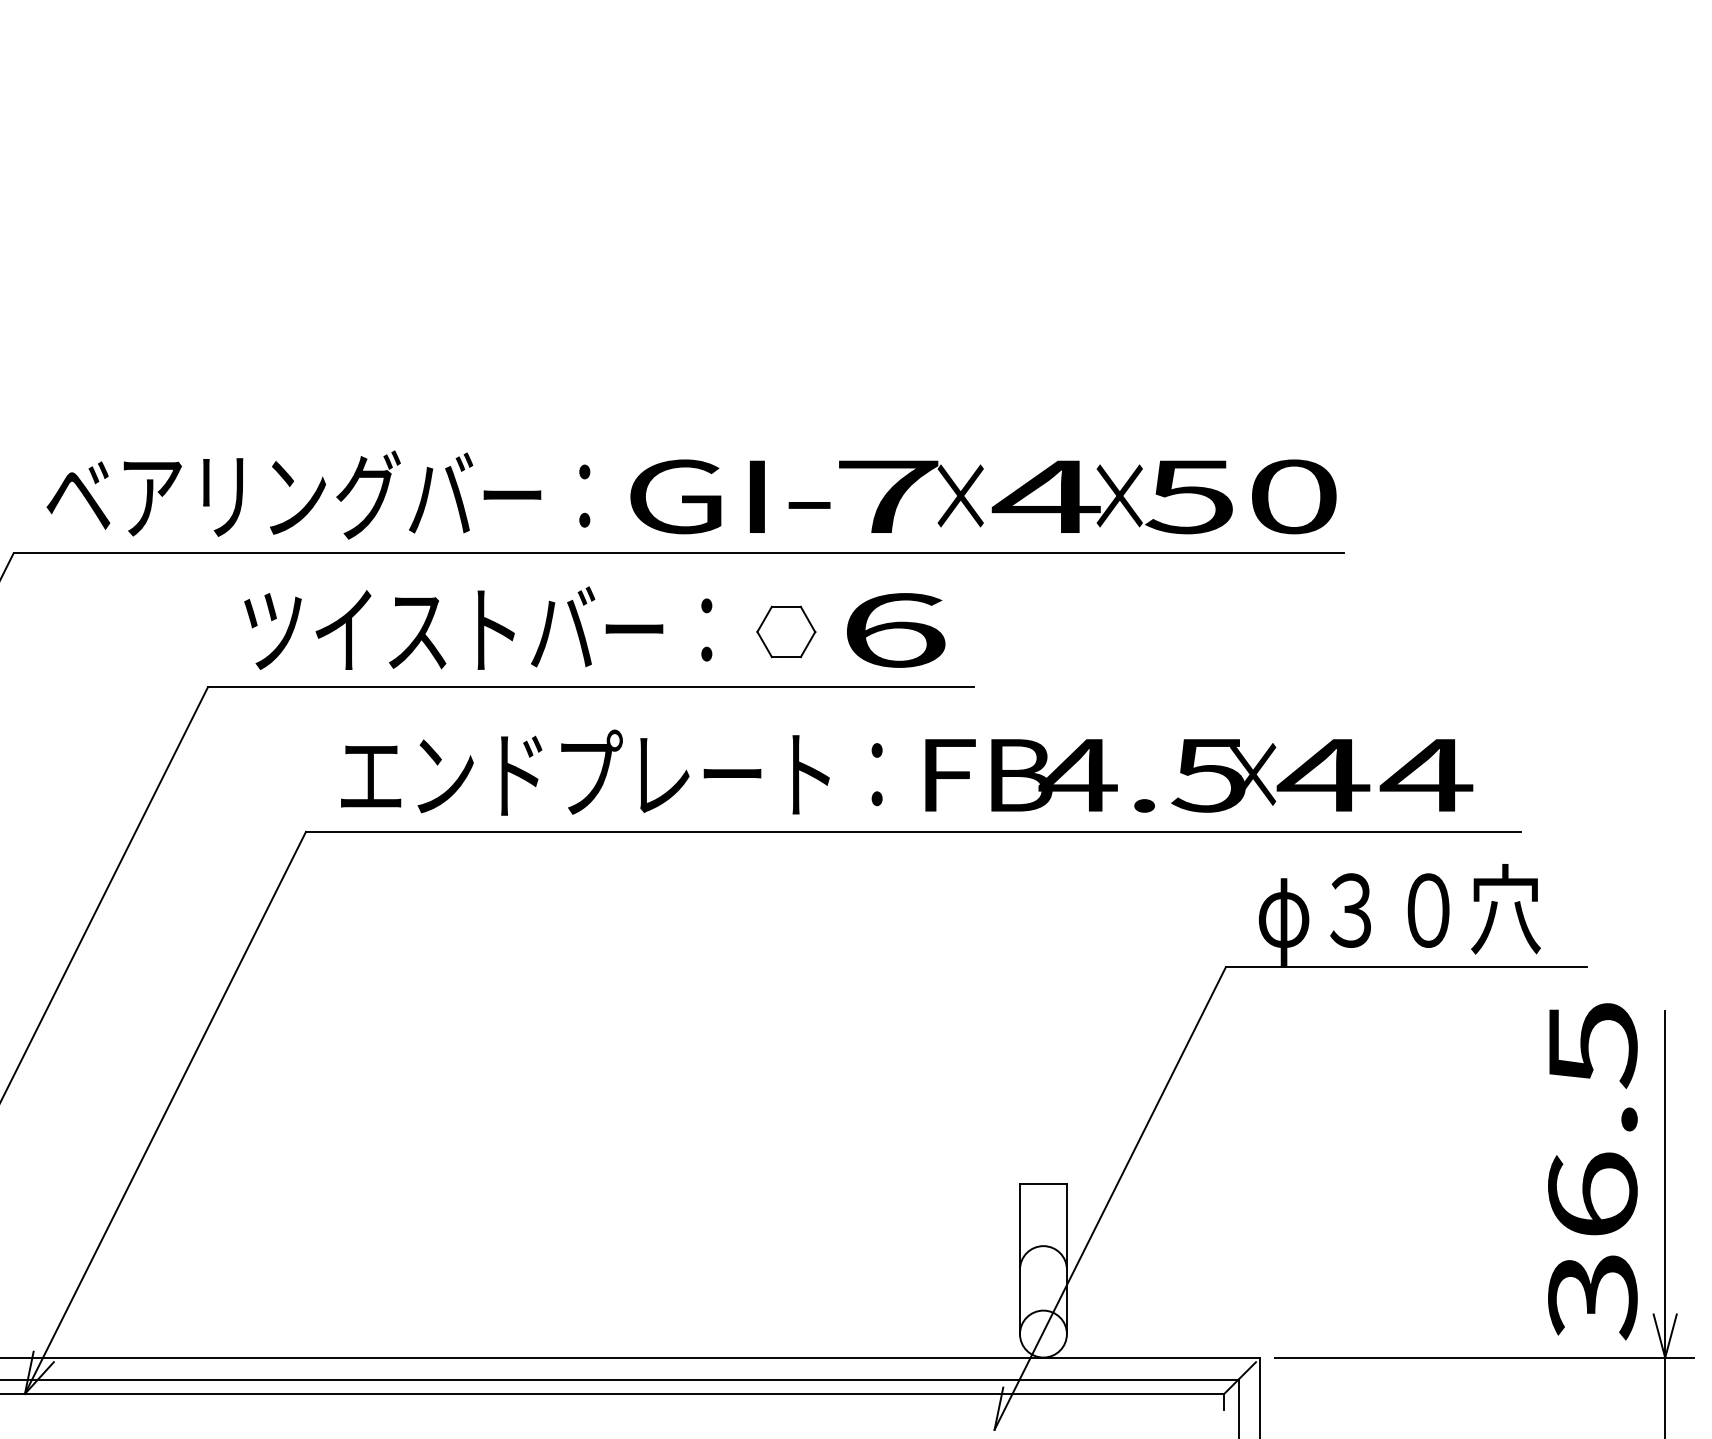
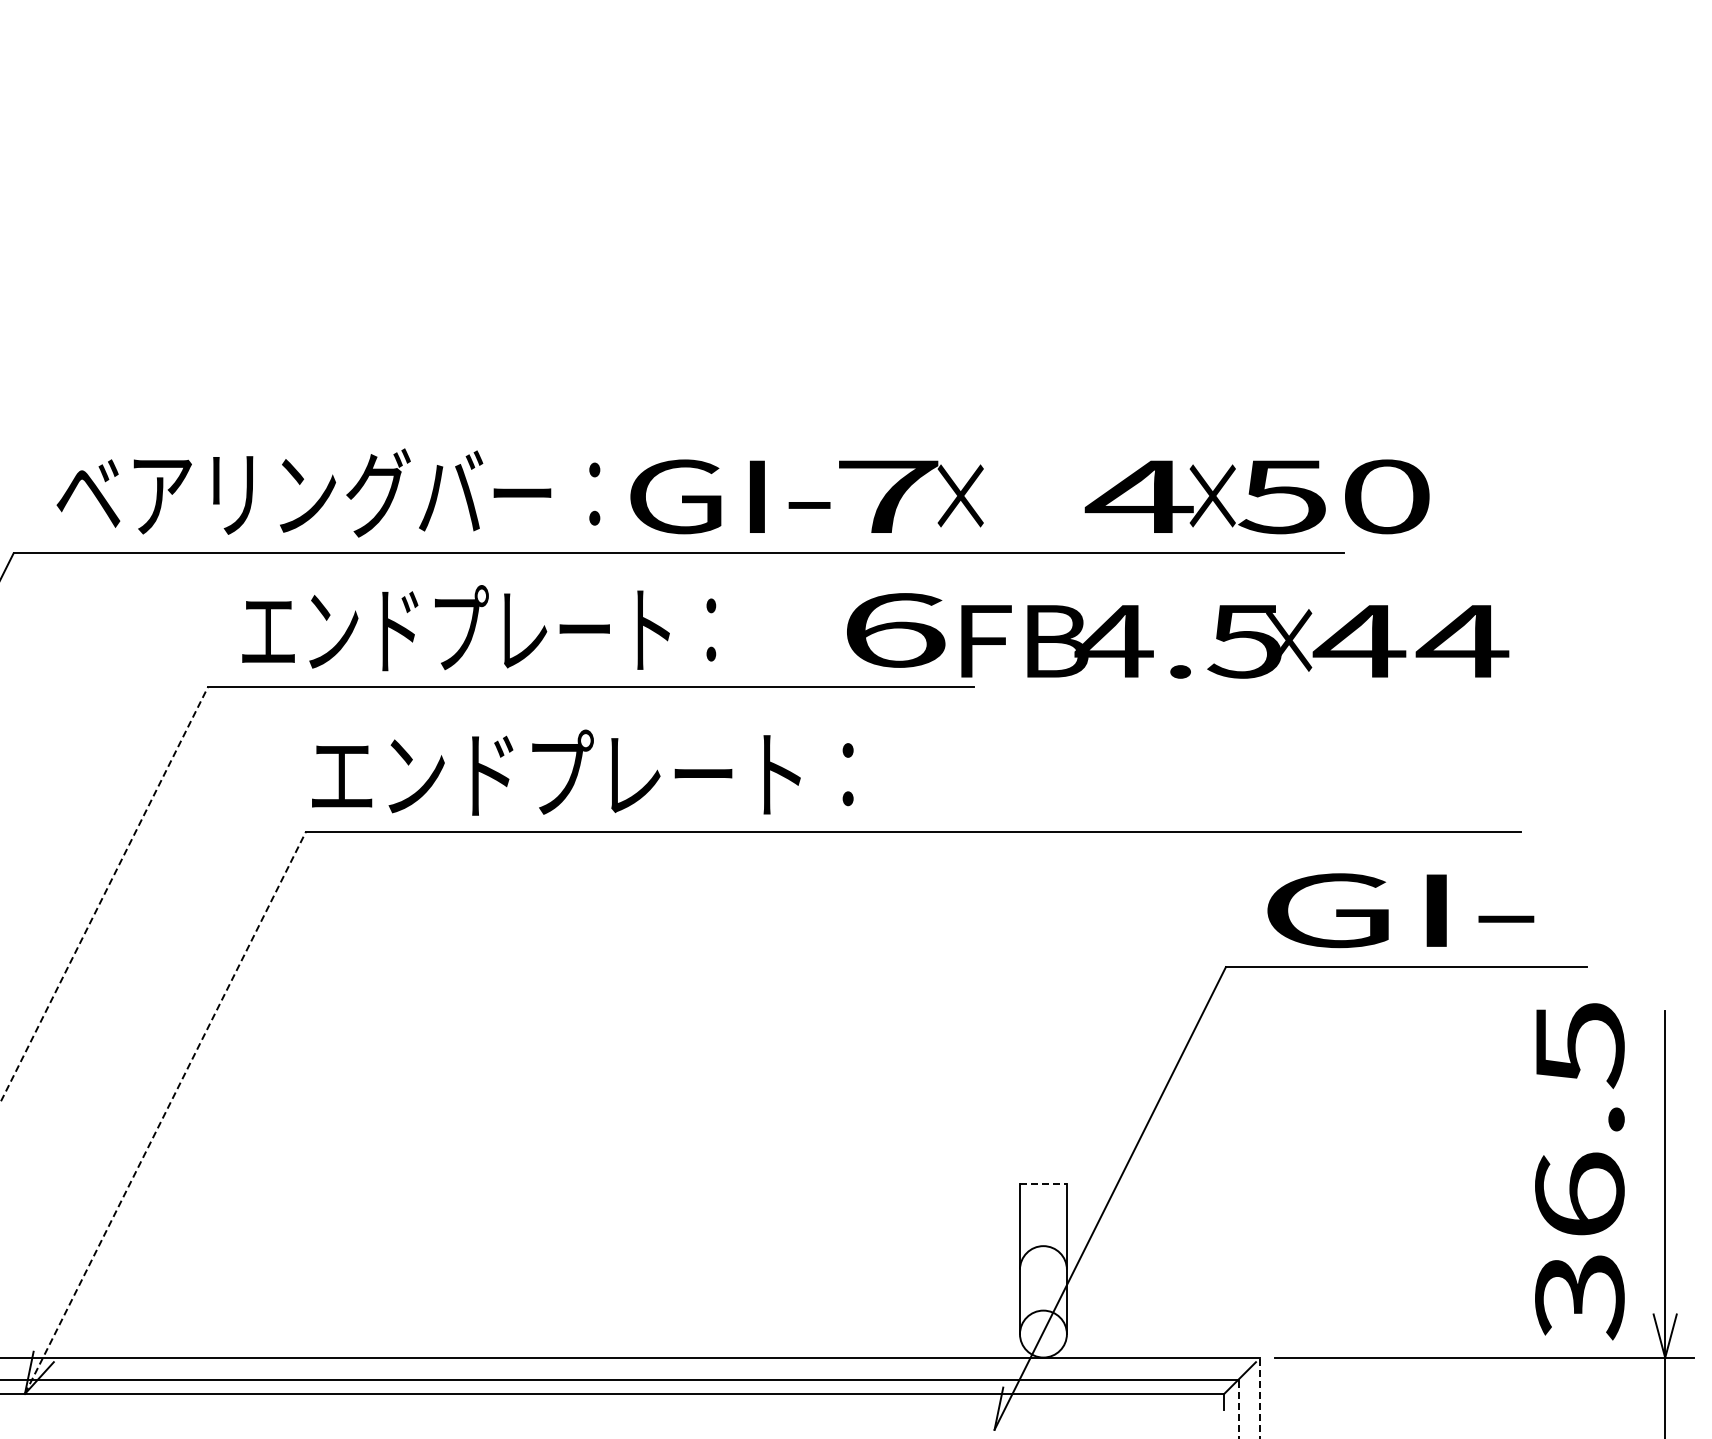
text position: (318, 494) -> (328, 492) (328, 492)
text position: (1163, 496) -> (1256, 496) (1256, 496)
text: ツイストバー： -> エンドプレート： (479, 628)
part: present -> none (786, 631)
text position: (611, 772) -> (582, 772) (582, 772)
text position: (1199, 775) -> (1235, 641) (1235, 641)
line: solid -> dashed (104, 894)
text: φ３０穴 -> GI- (1399, 914)
line: solid -> dashed (165, 1112)
text position: (1592, 1171) -> (1579, 1171) (1579, 1171)
line: solid -> dashed (1043, 1183)
line: solid -> dashed (1260, 1397)
line: solid -> dashed (1238, 1408)
